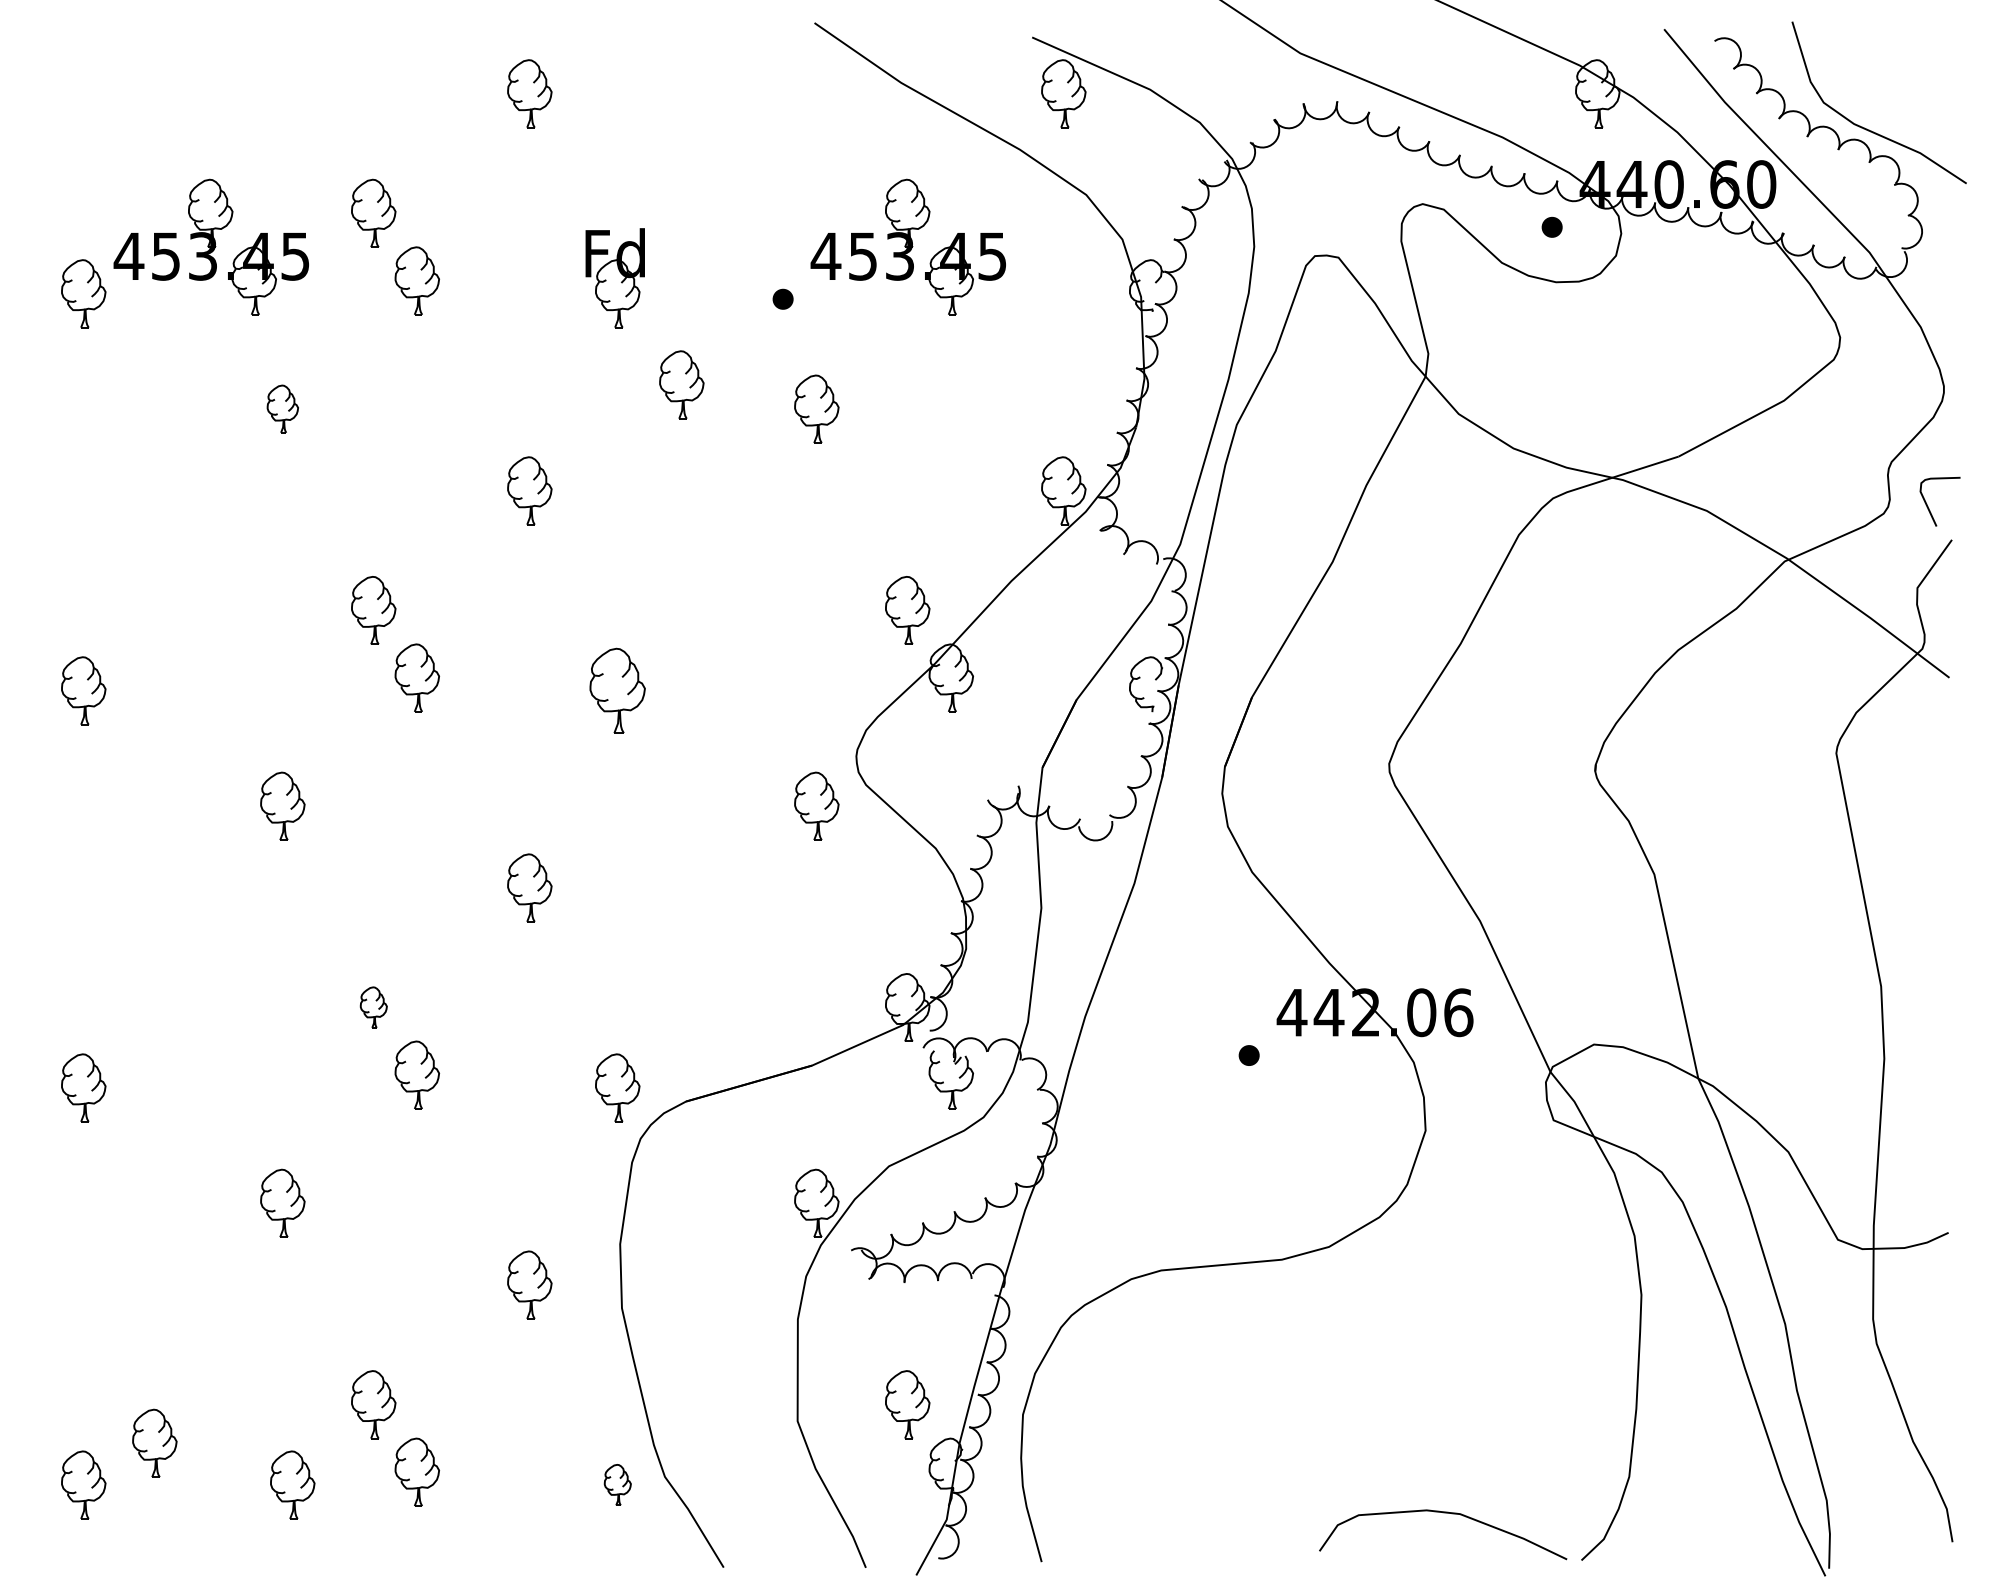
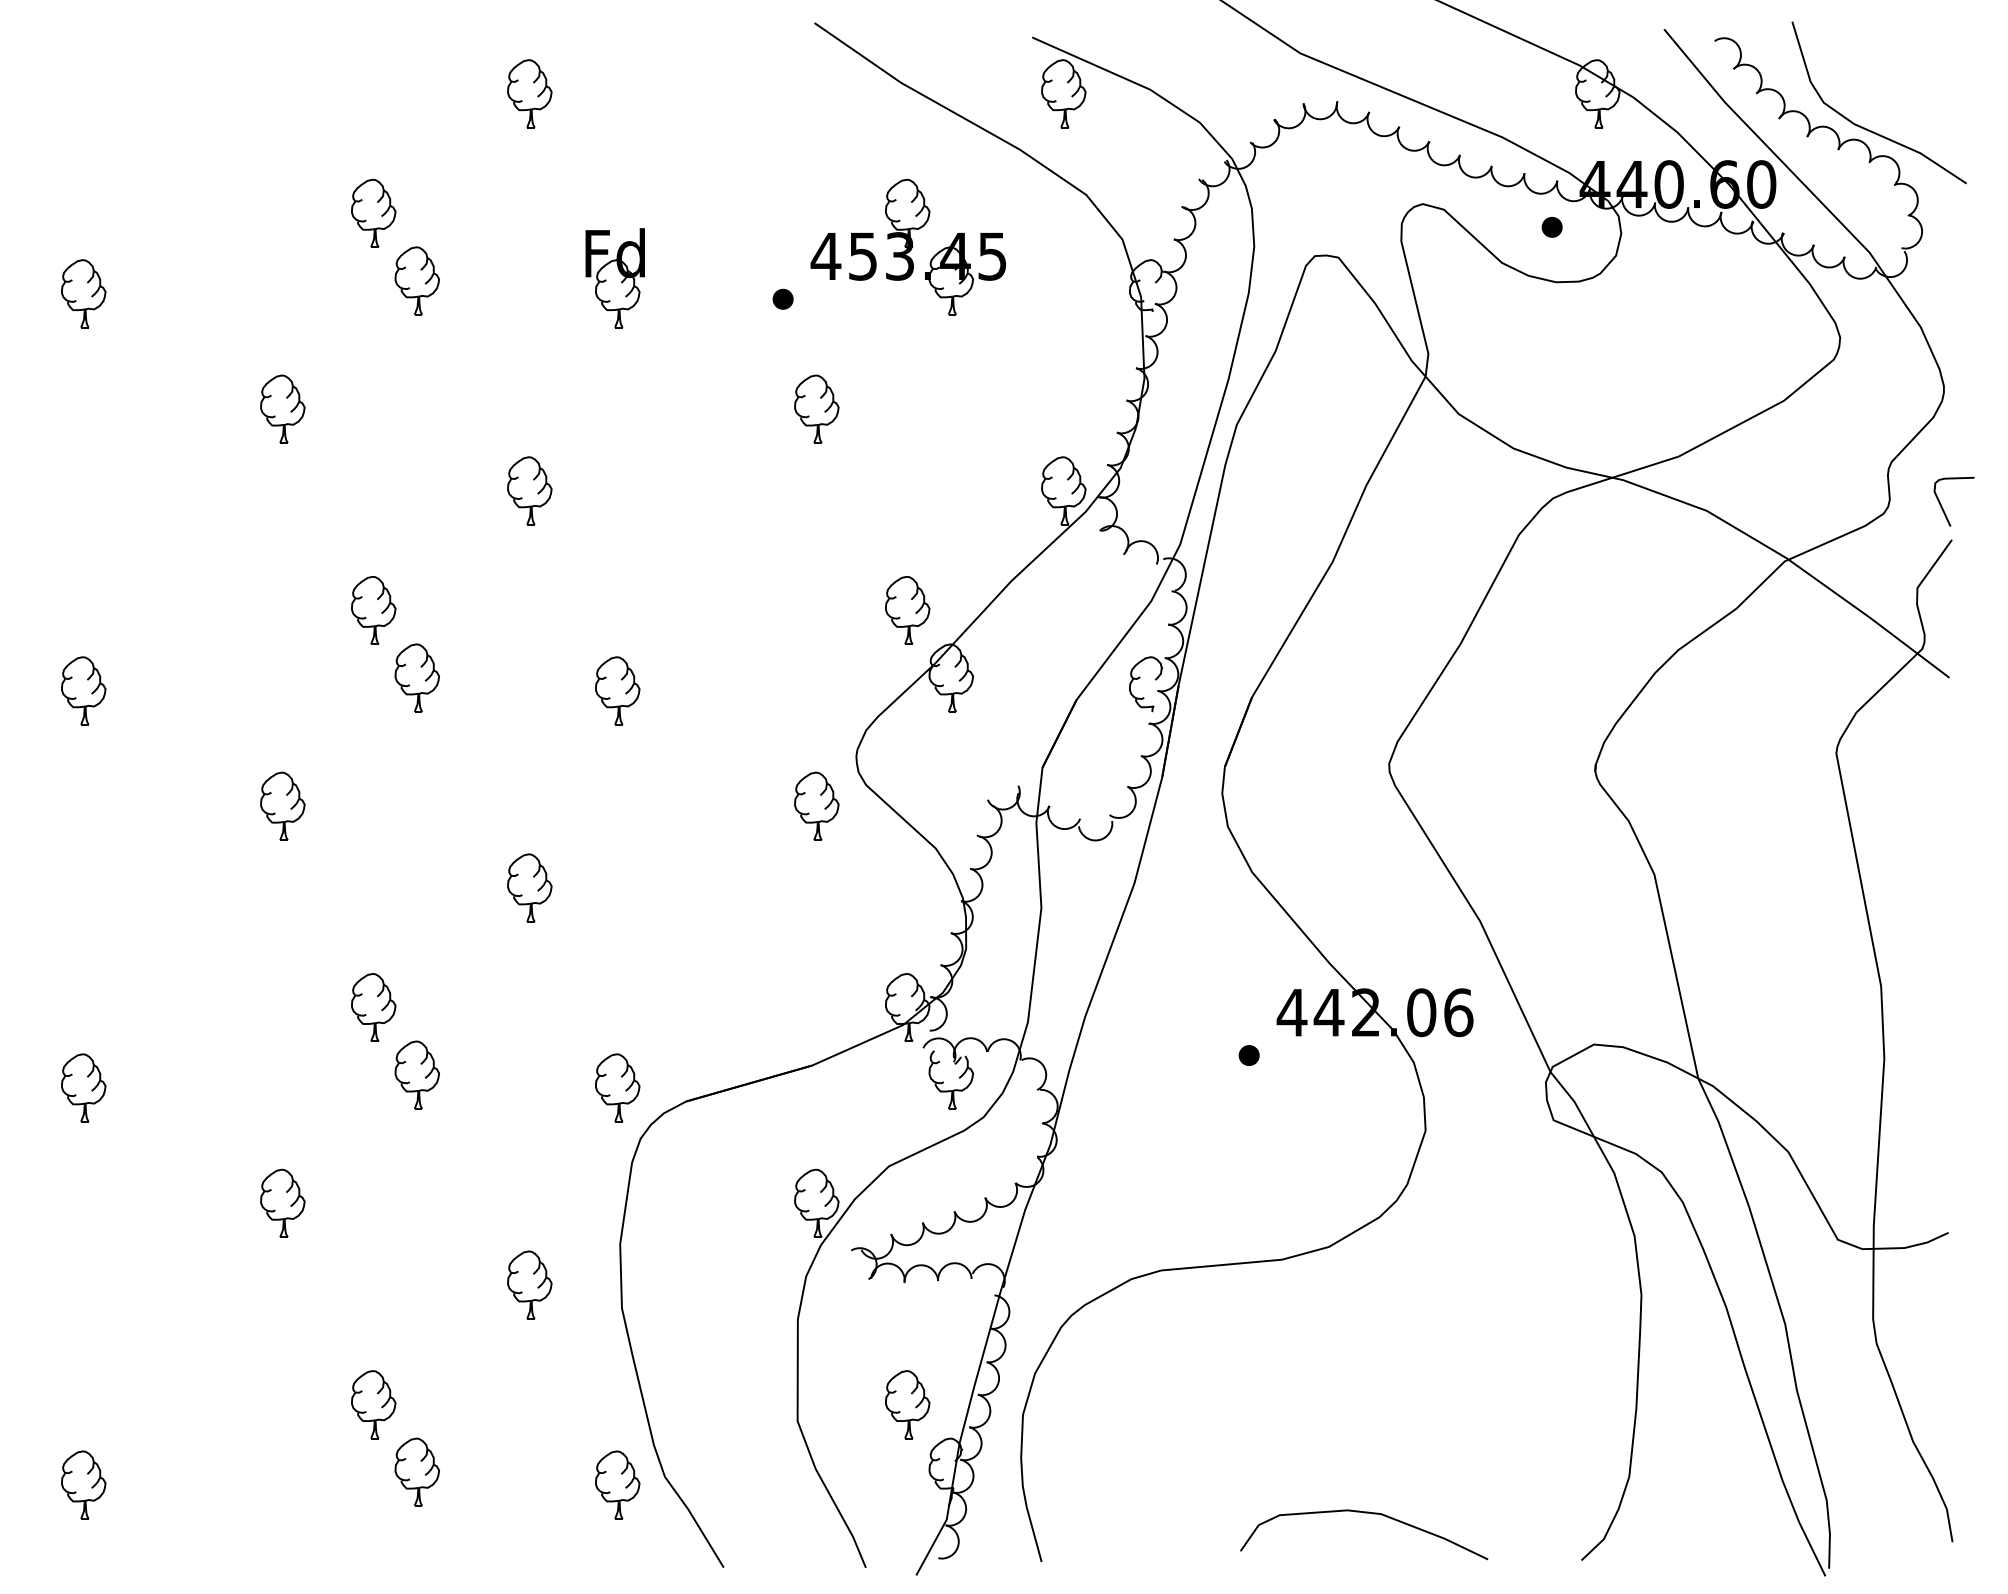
part: present -> none (210, 246)
part: present -> none (681, 384)
part size: 33x50 px -> 46x70 px (282, 408)
curve position: (1928, 506) -> (1942, 506) (1942, 506)
part size: 57x87 px -> 46x70 px (617, 690)
part size: 29x43 px -> 46x69 px (373, 1007)
part: present -> none (154, 1442)
part: present -> none (292, 1484)
part size: 29x42 px -> 46x70 px (617, 1484)
curve position: (1443, 1513) -> (1364, 1513) (1364, 1513)
